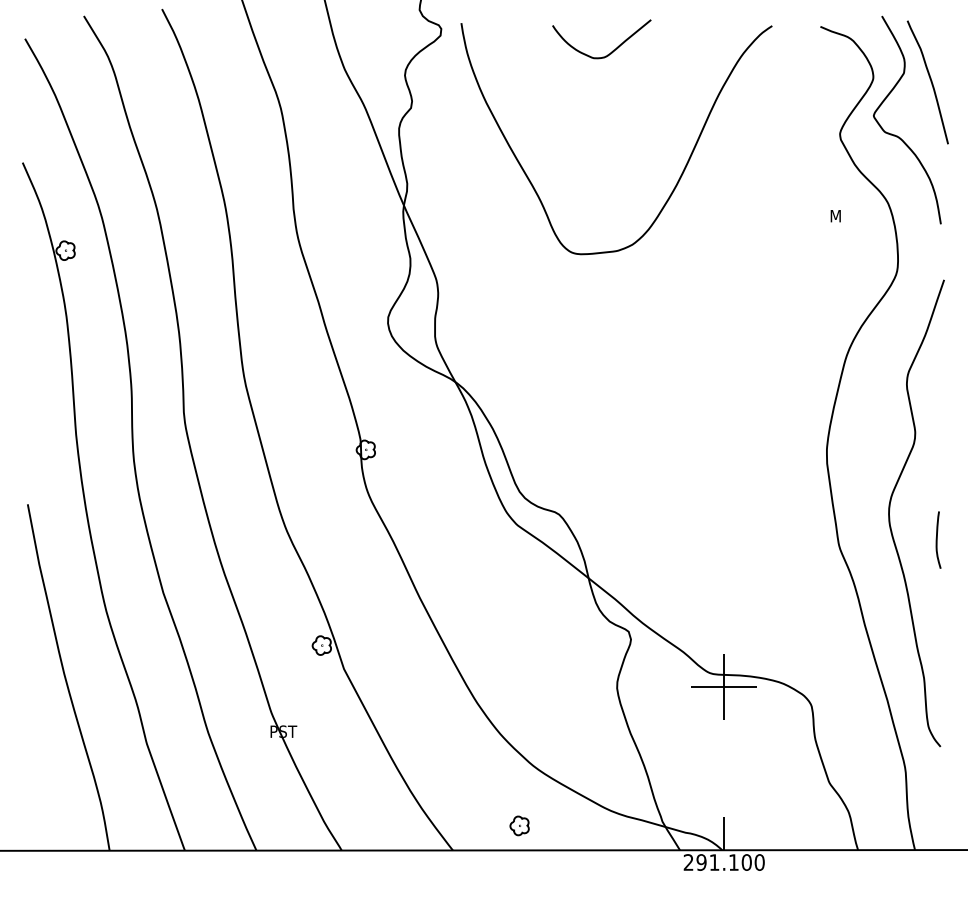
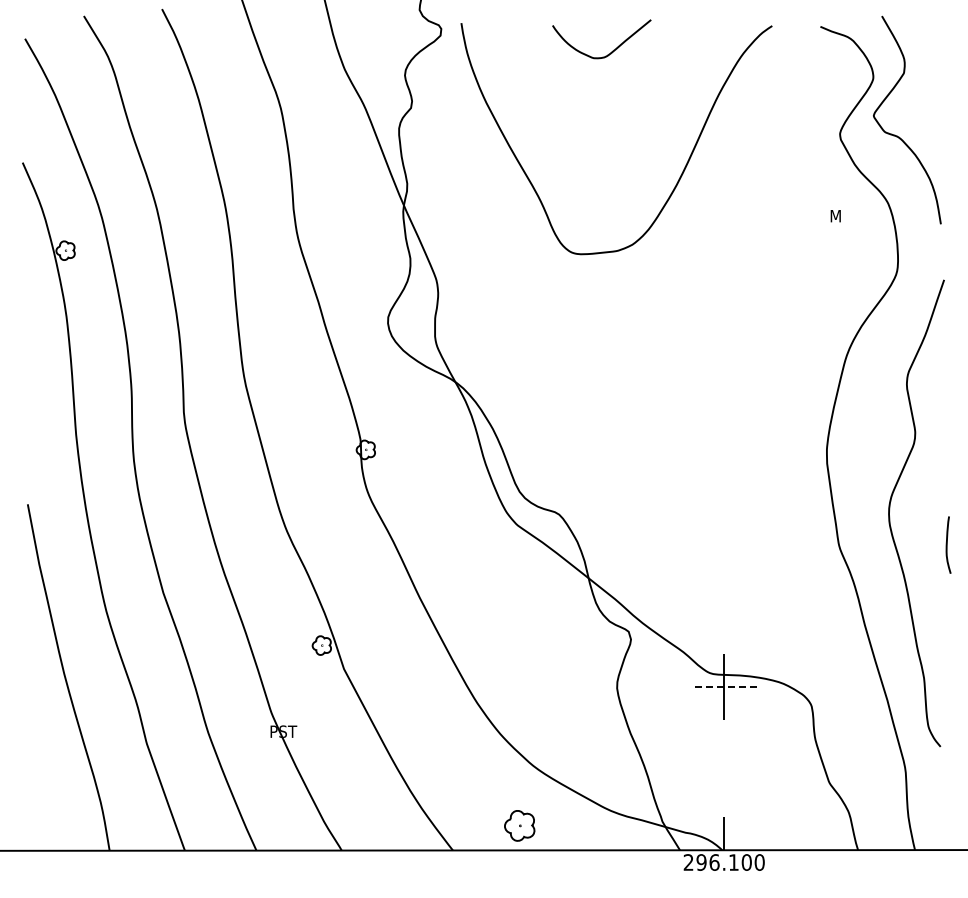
curve: present -> none (930, 82)
curve position: (937, 539) -> (947, 544) (947, 544)
line: solid -> dashed (724, 687)
part size: 21x22 px -> 32x32 px (519, 825)
text: 291.100 -> 296.100 (714, 862)
